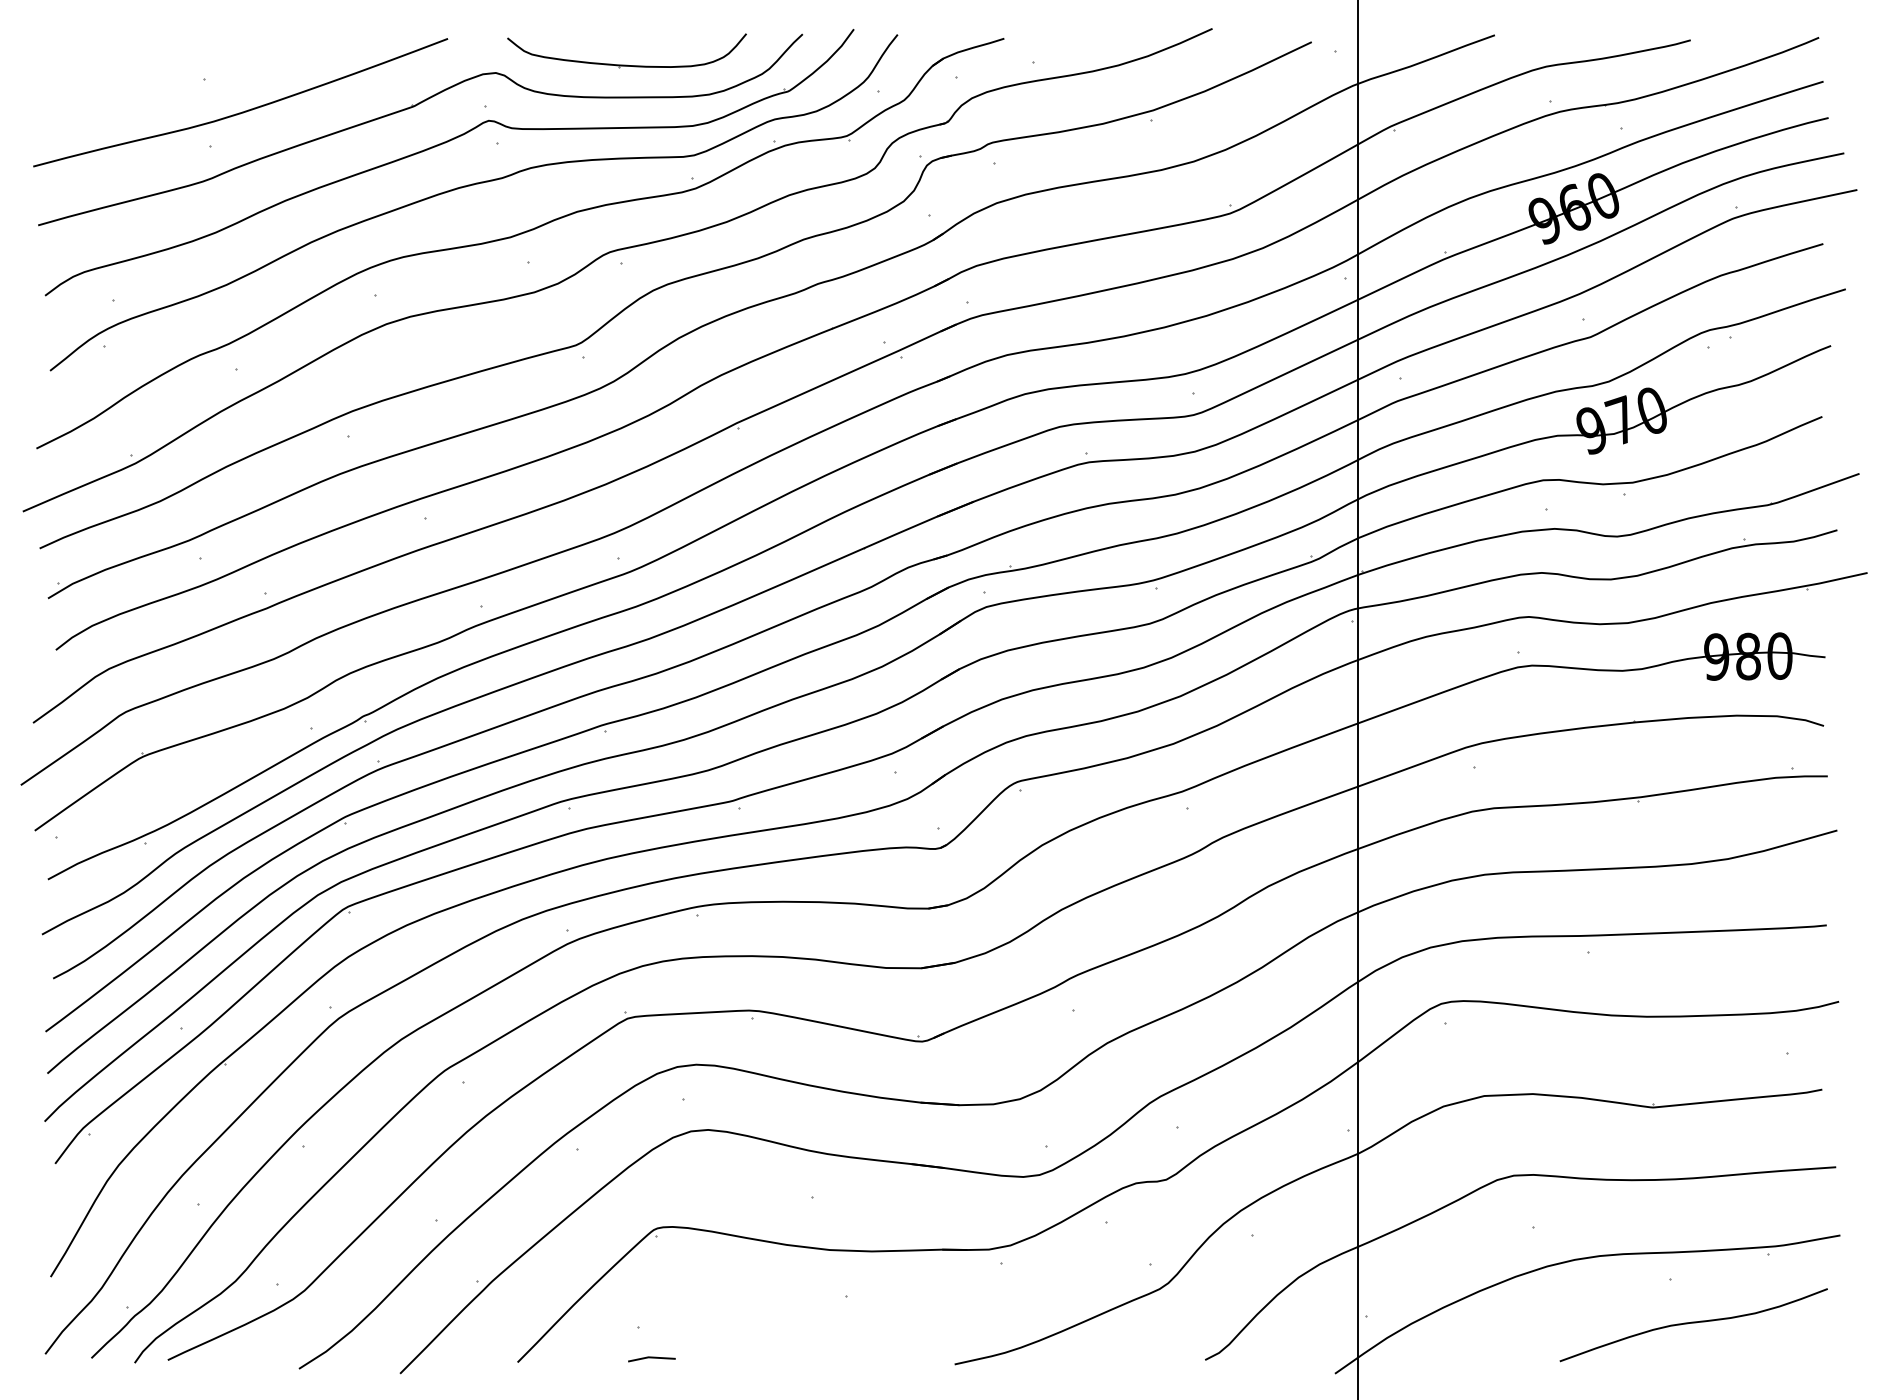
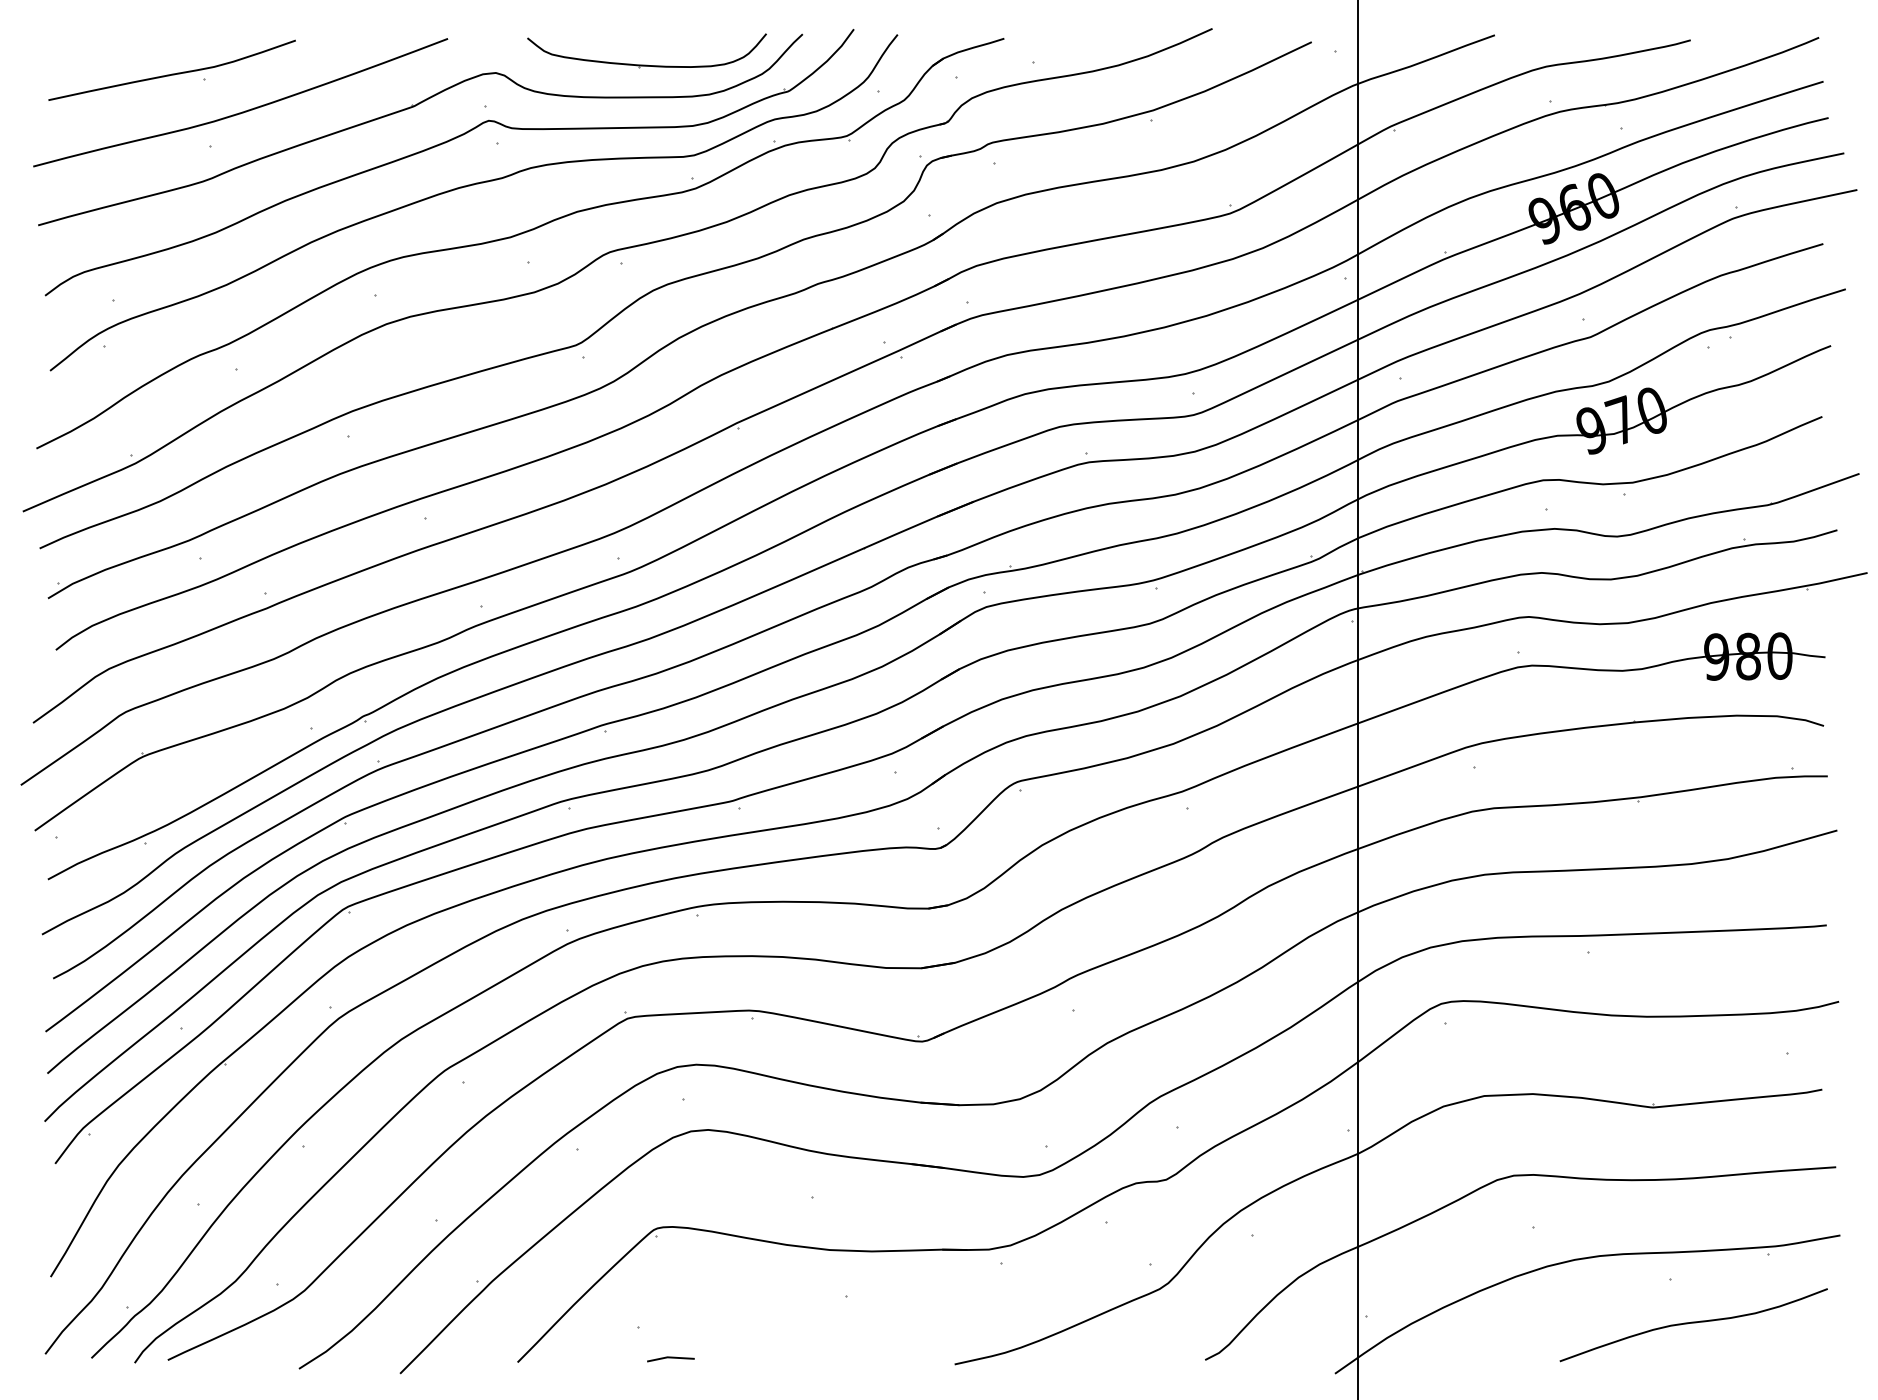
part position: (626, 64) -> (646, 64) (646, 64)
curve: none -> present (171, 73)
line position: (651, 1358) -> (670, 1358) (670, 1358)
